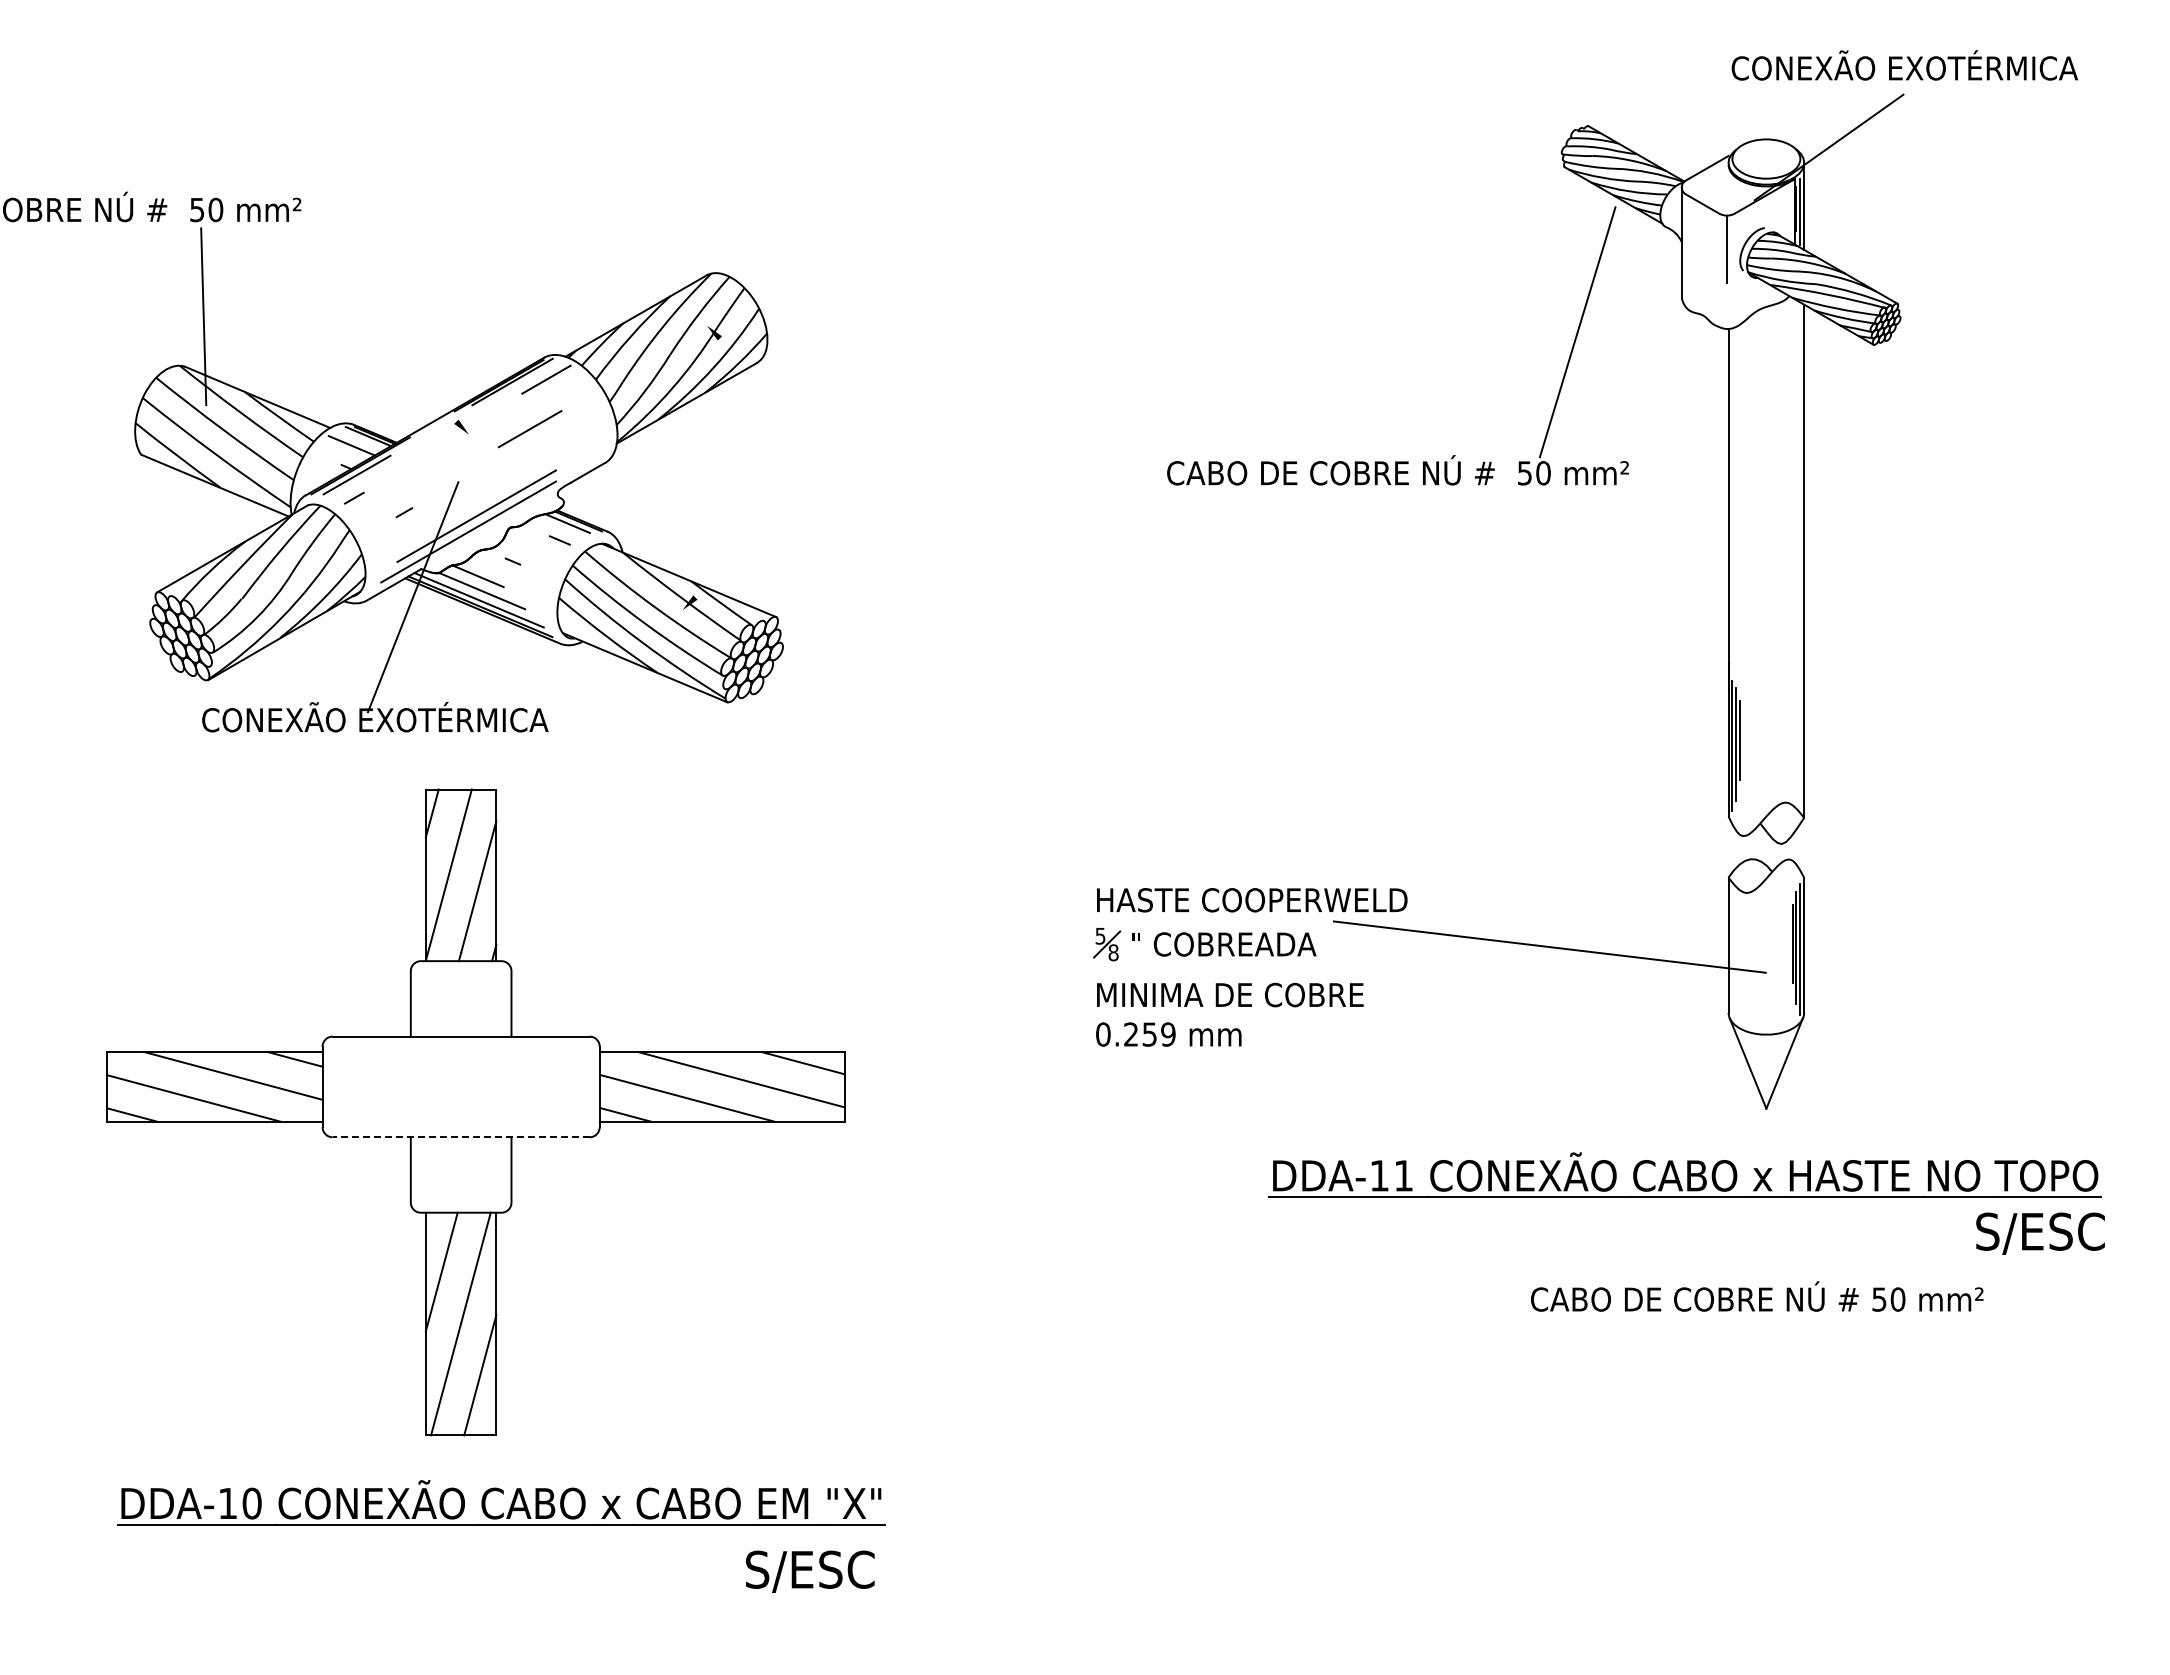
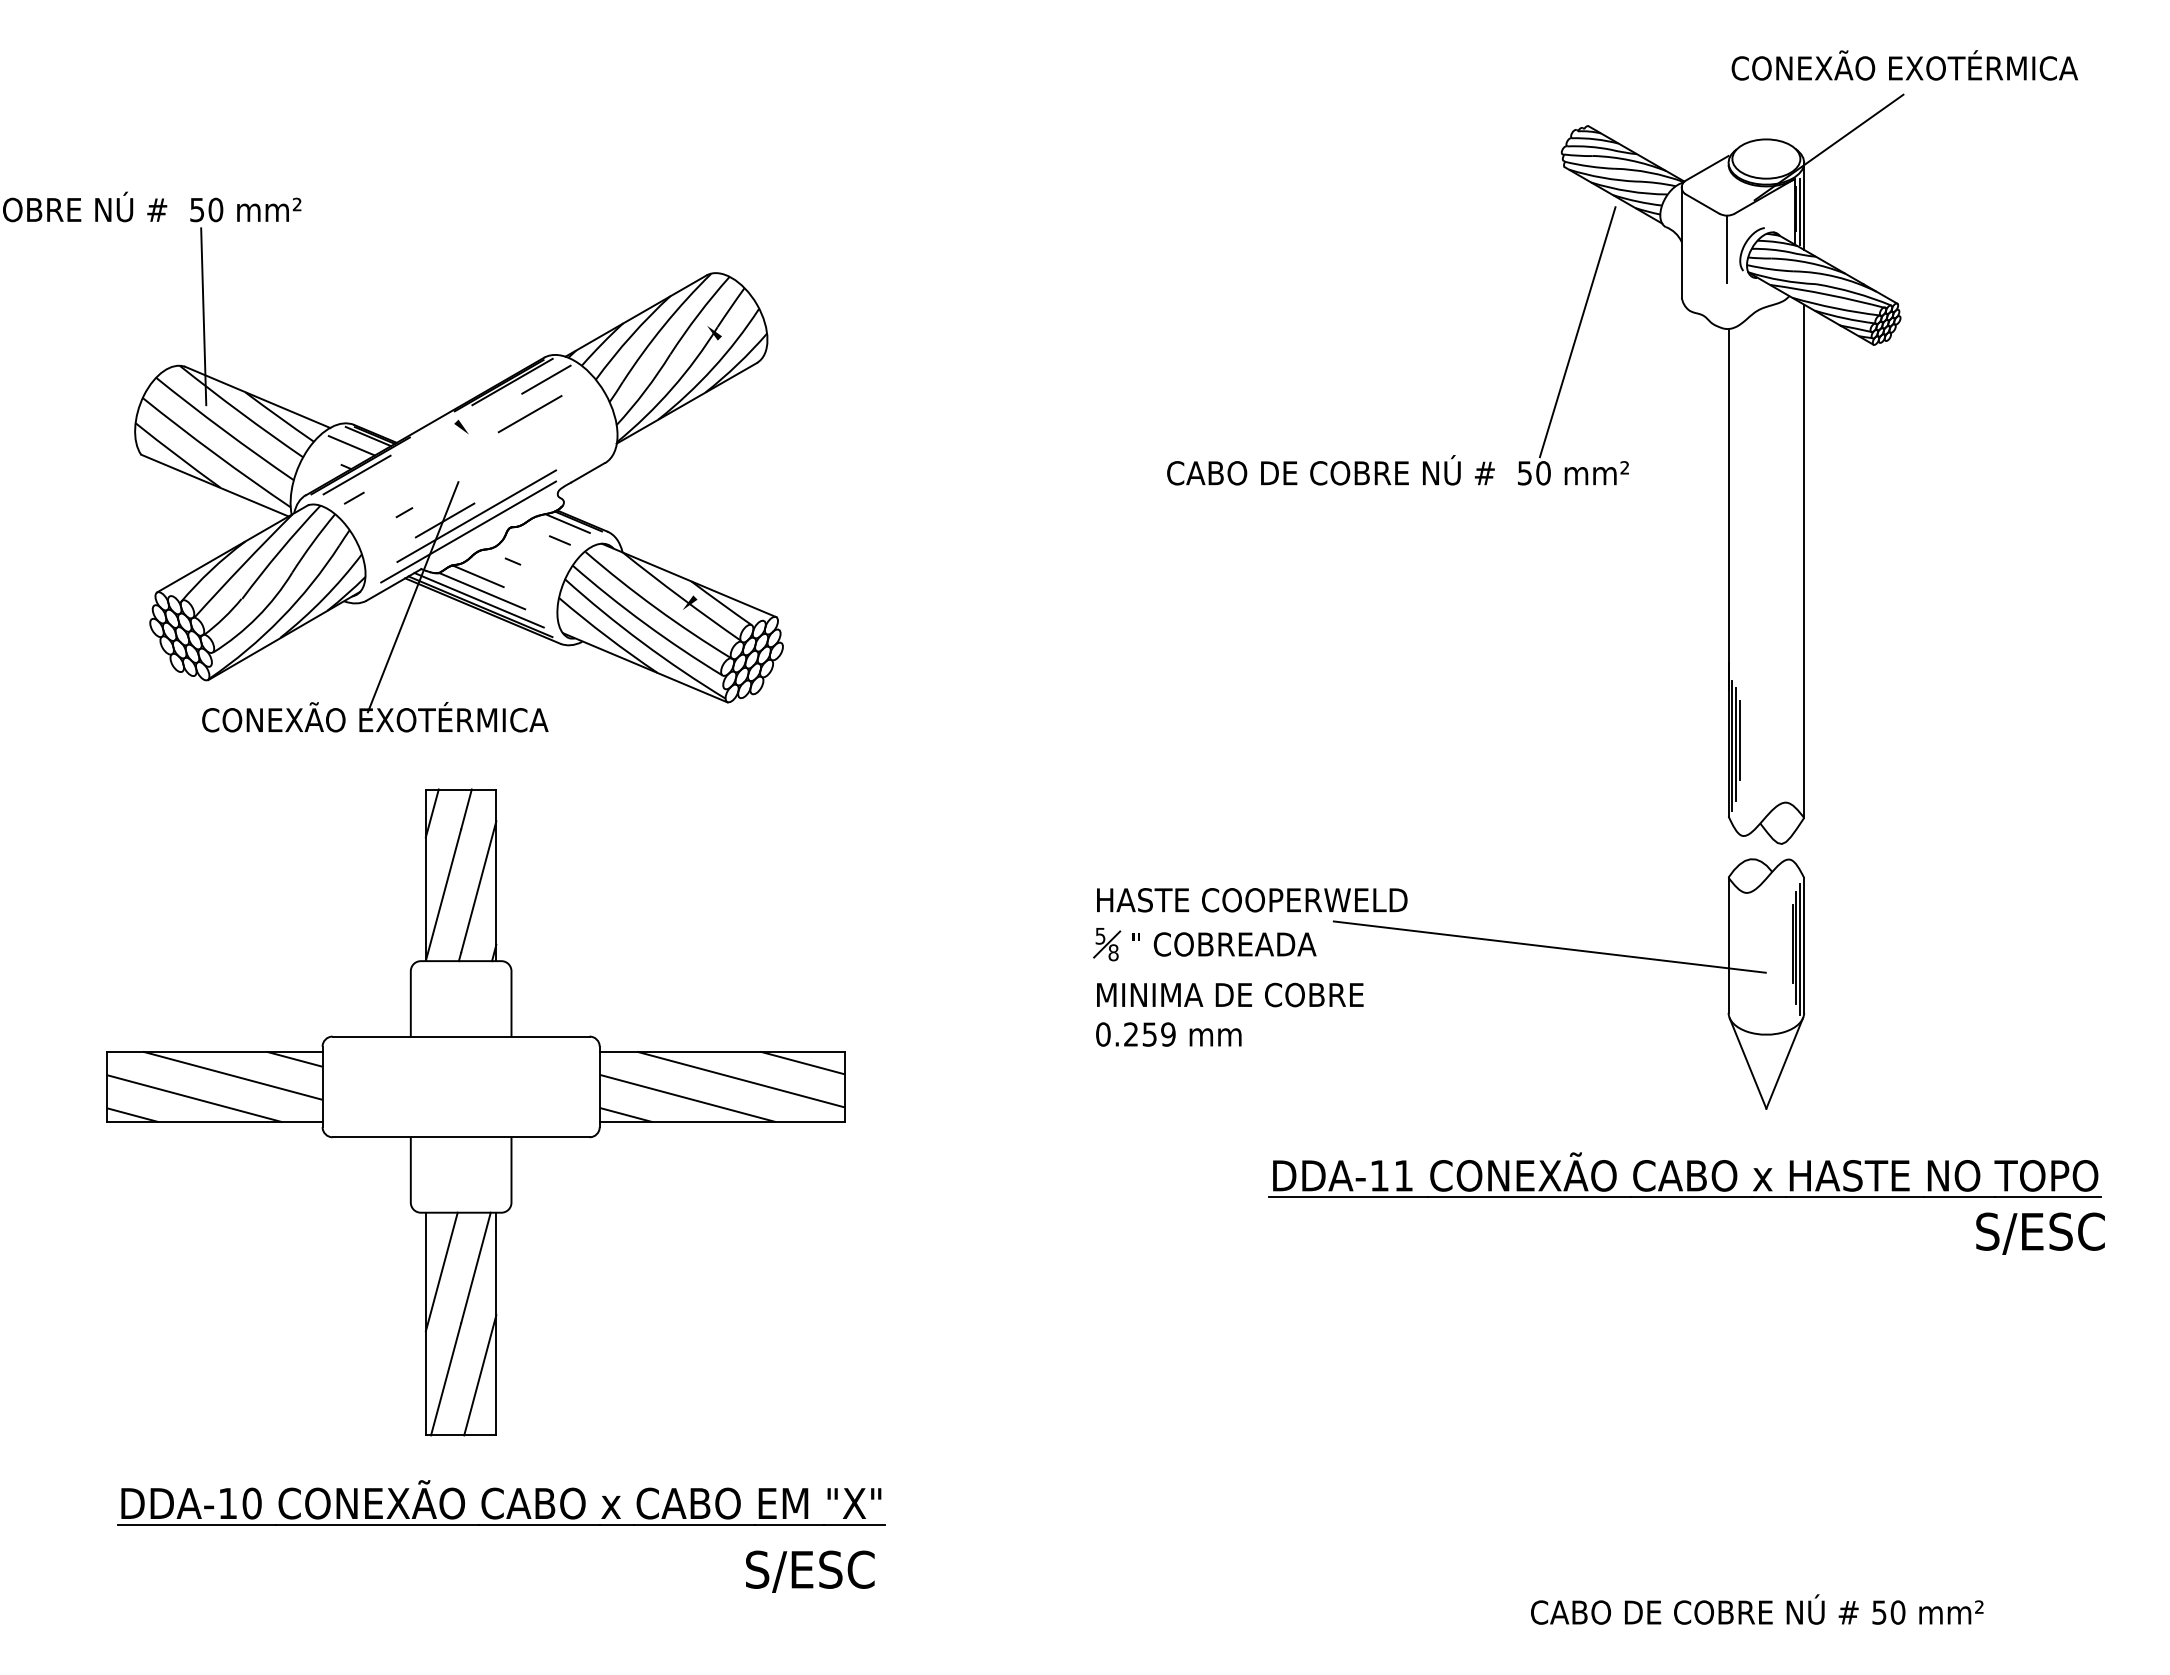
line position: (529, 429) -> (529, 414) (529, 414)
line: none -> present (444, 520)
line: dashed -> solid (461, 1137)
text position: (1757, 1296) -> (1757, 1609) (1757, 1609)
